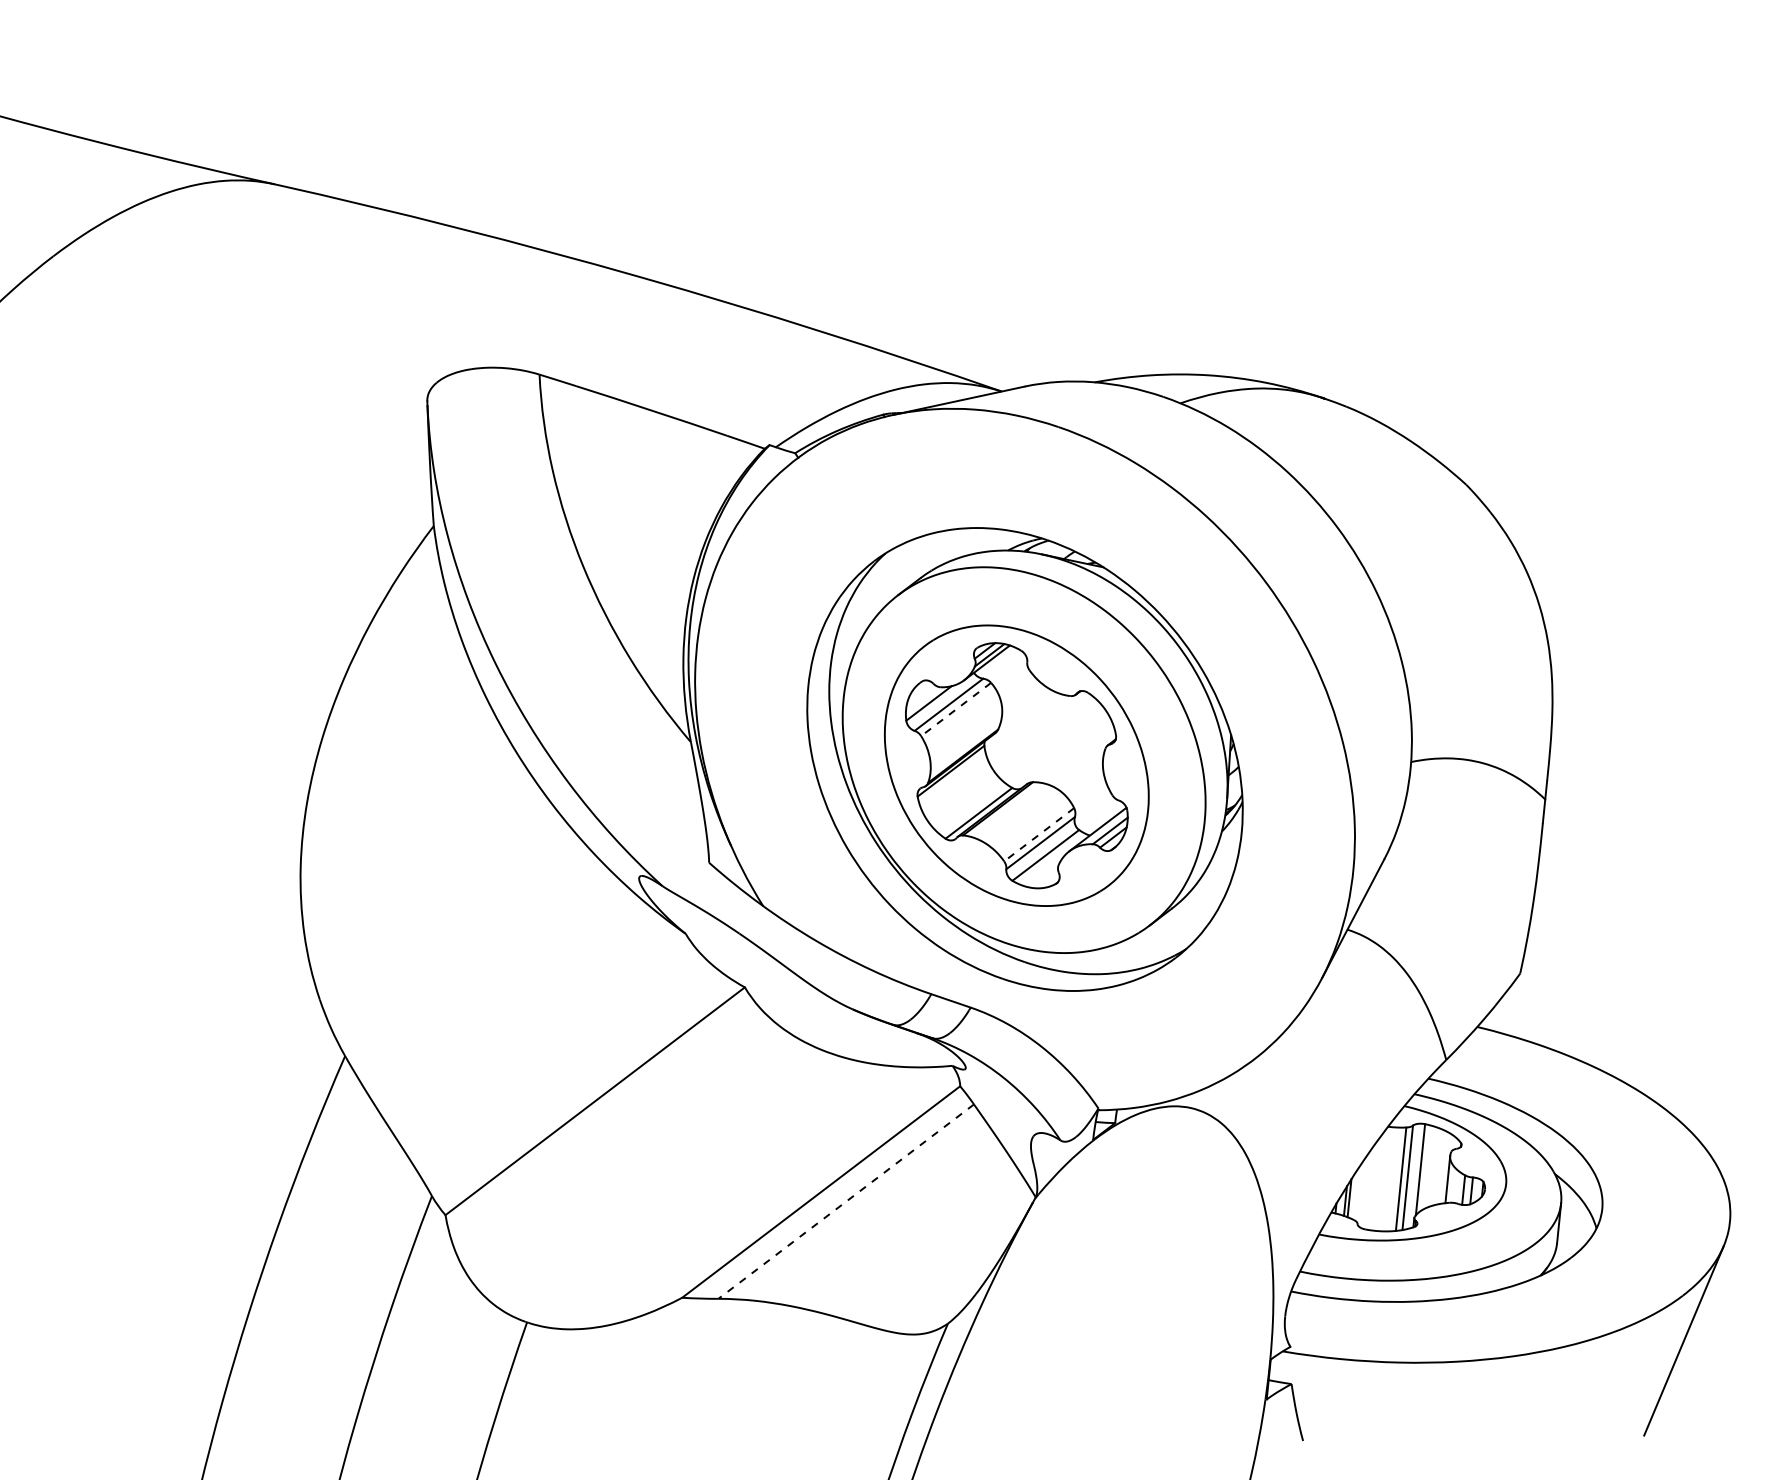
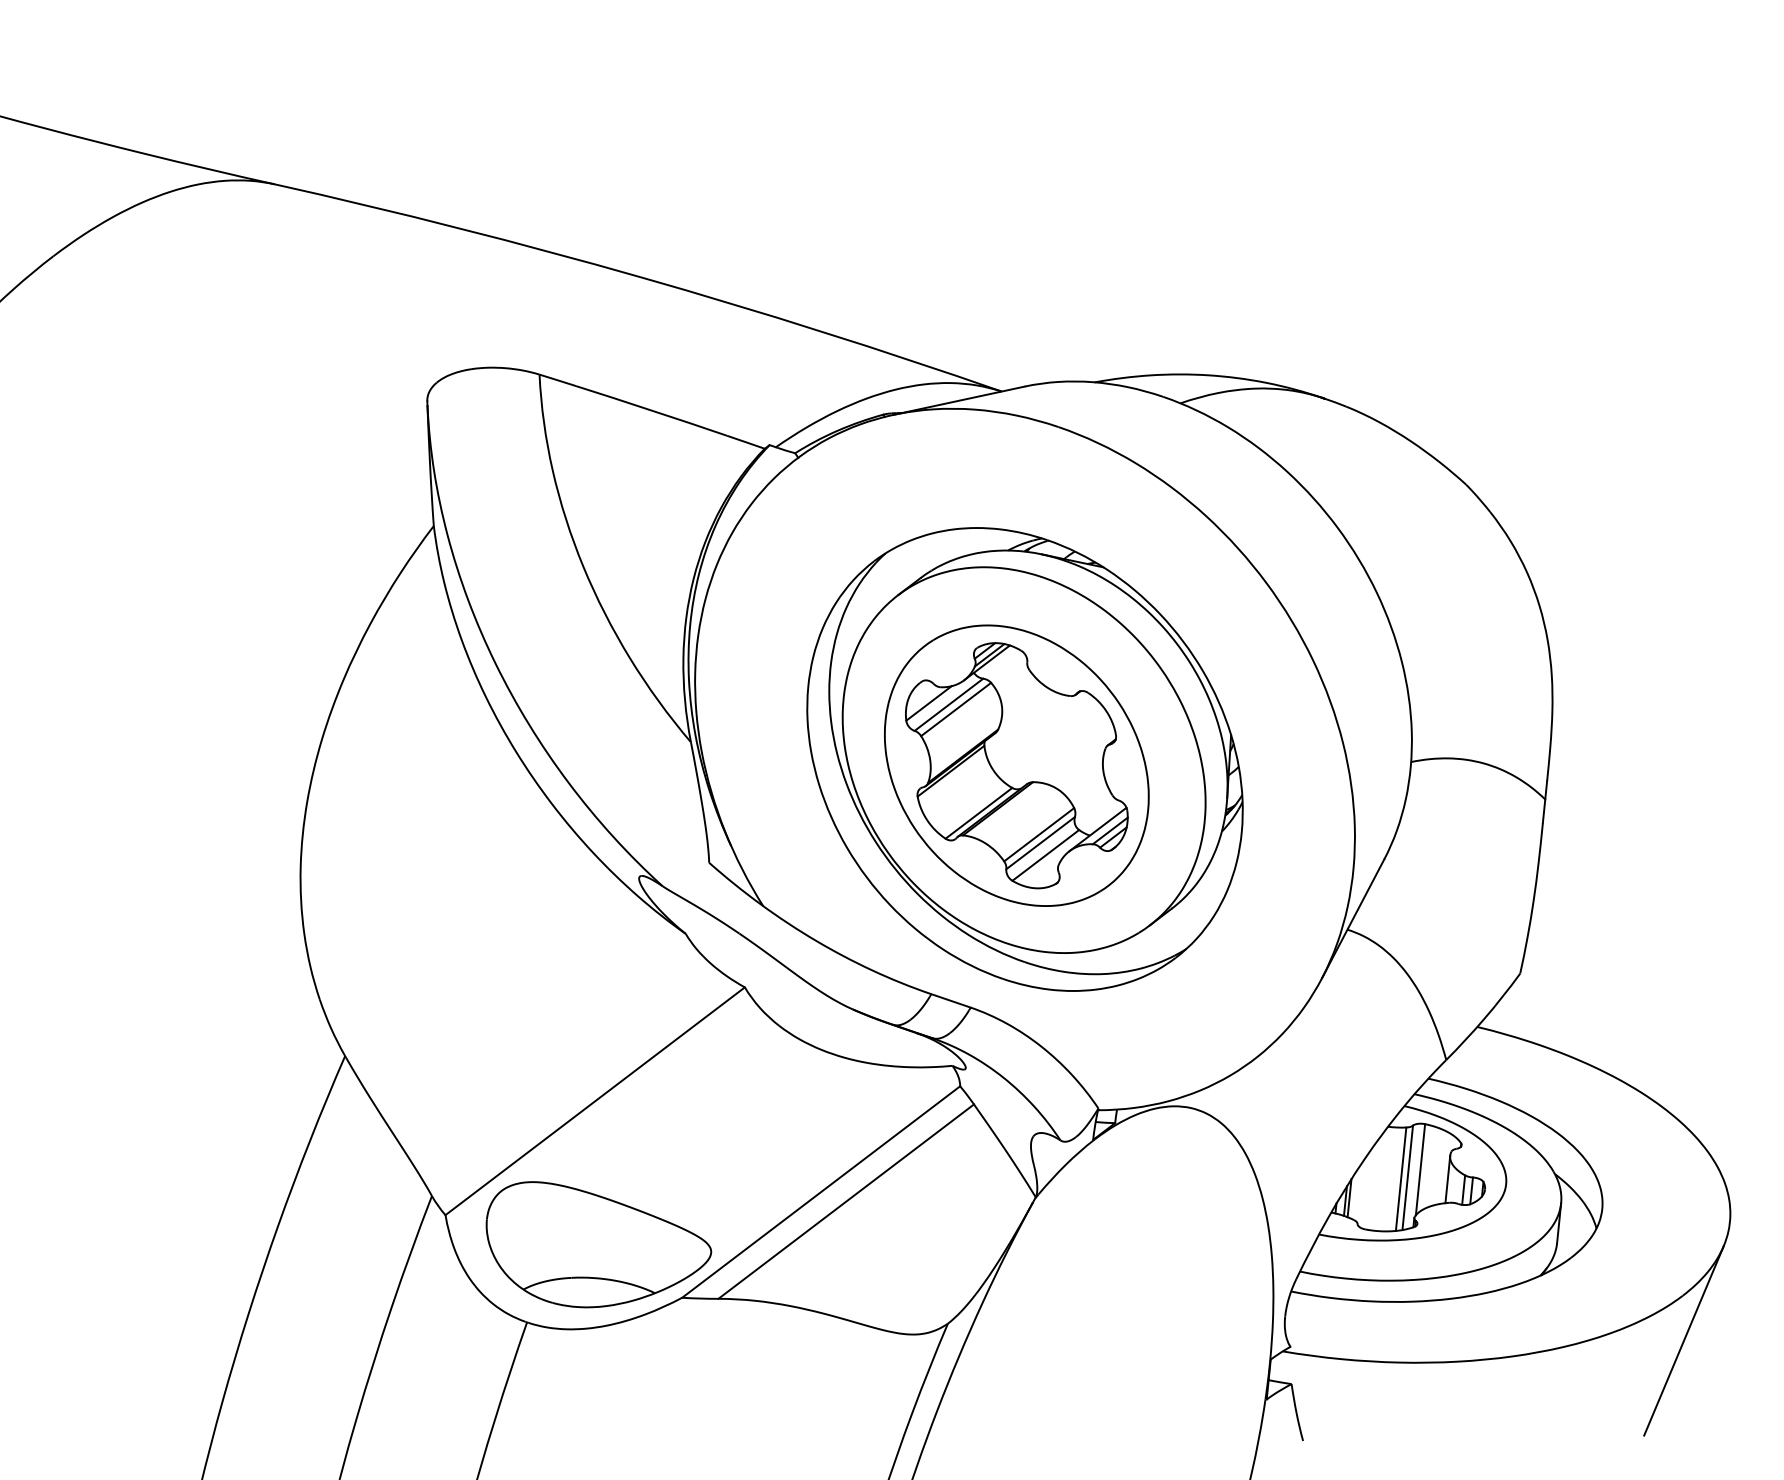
line: dashed -> solid (956, 709)
line: dashed -> solid (1039, 834)
line: dashed -> solid (846, 1201)
part: none -> present (598, 1244)
